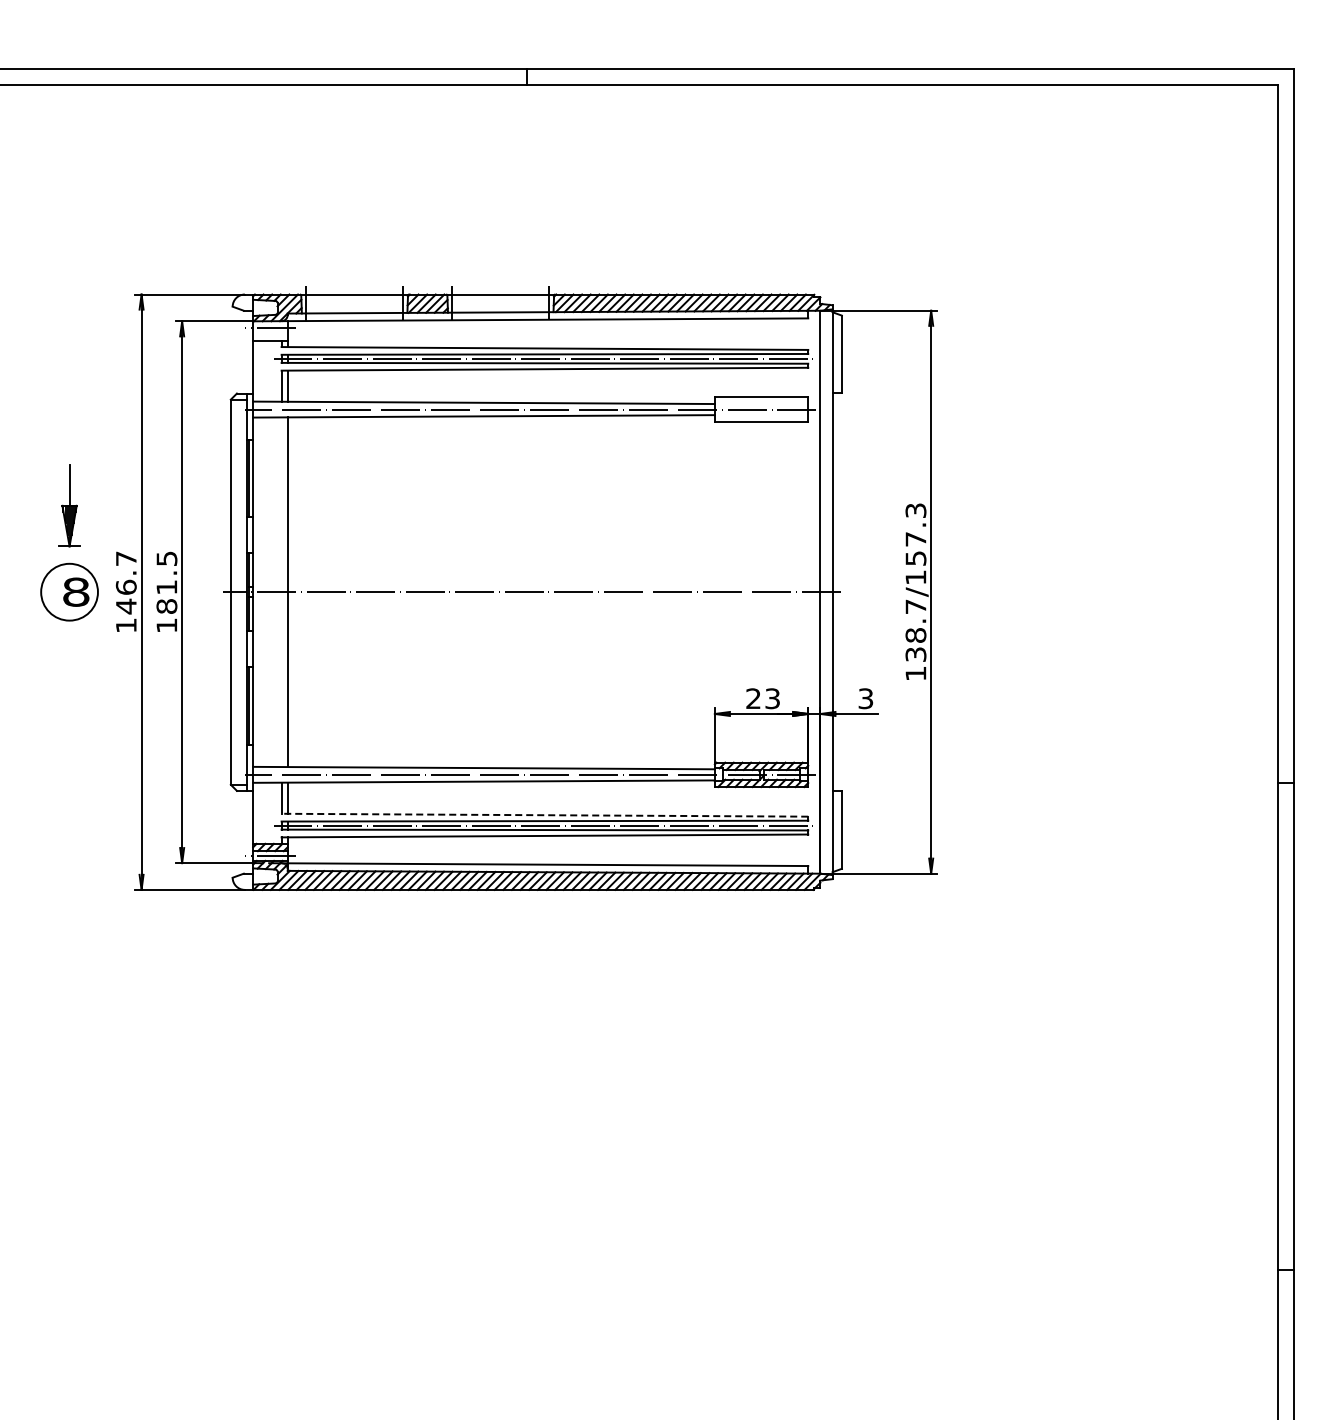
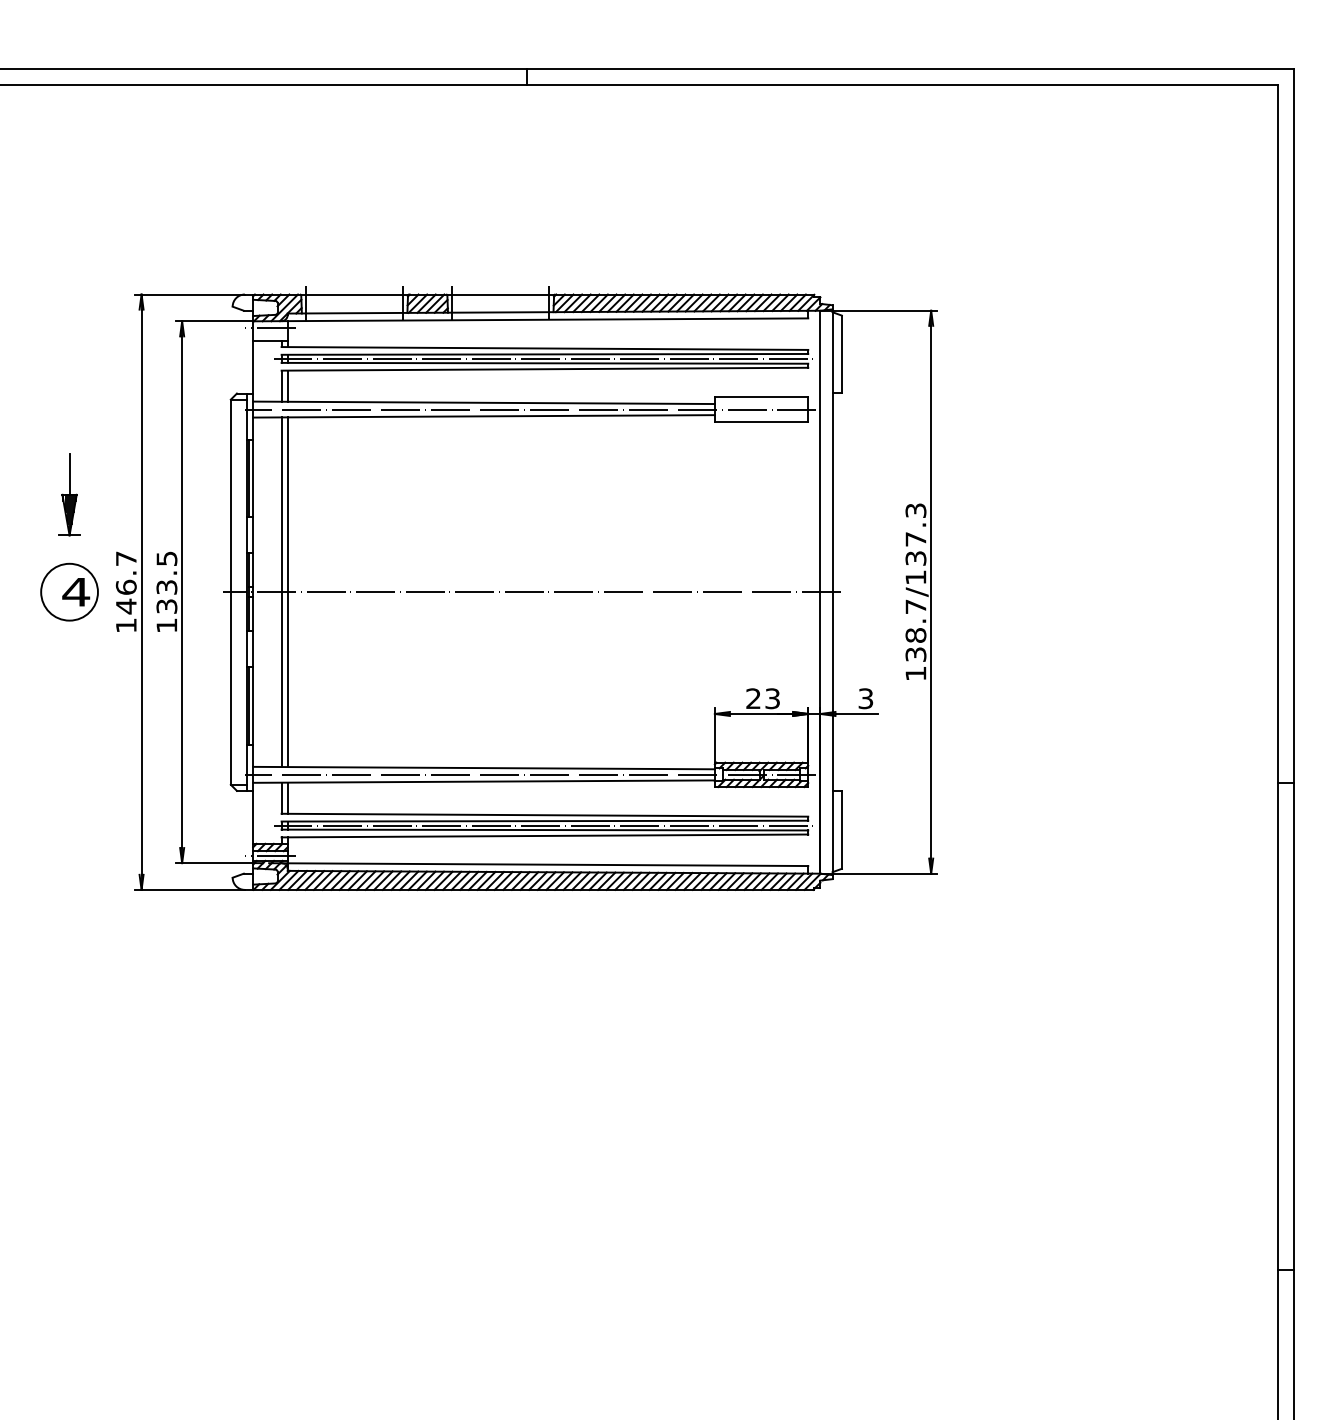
part position: (69, 505) -> (69, 494) (69, 494)
text: 138.7/157.3 -> 138.7/137.3 (915, 557)
text: 8 -> 4 (76, 591)
line: none -> present (281, 592)
text: 181.5 -> 133.5 (166, 596)
line: dashed -> solid (544, 815)
